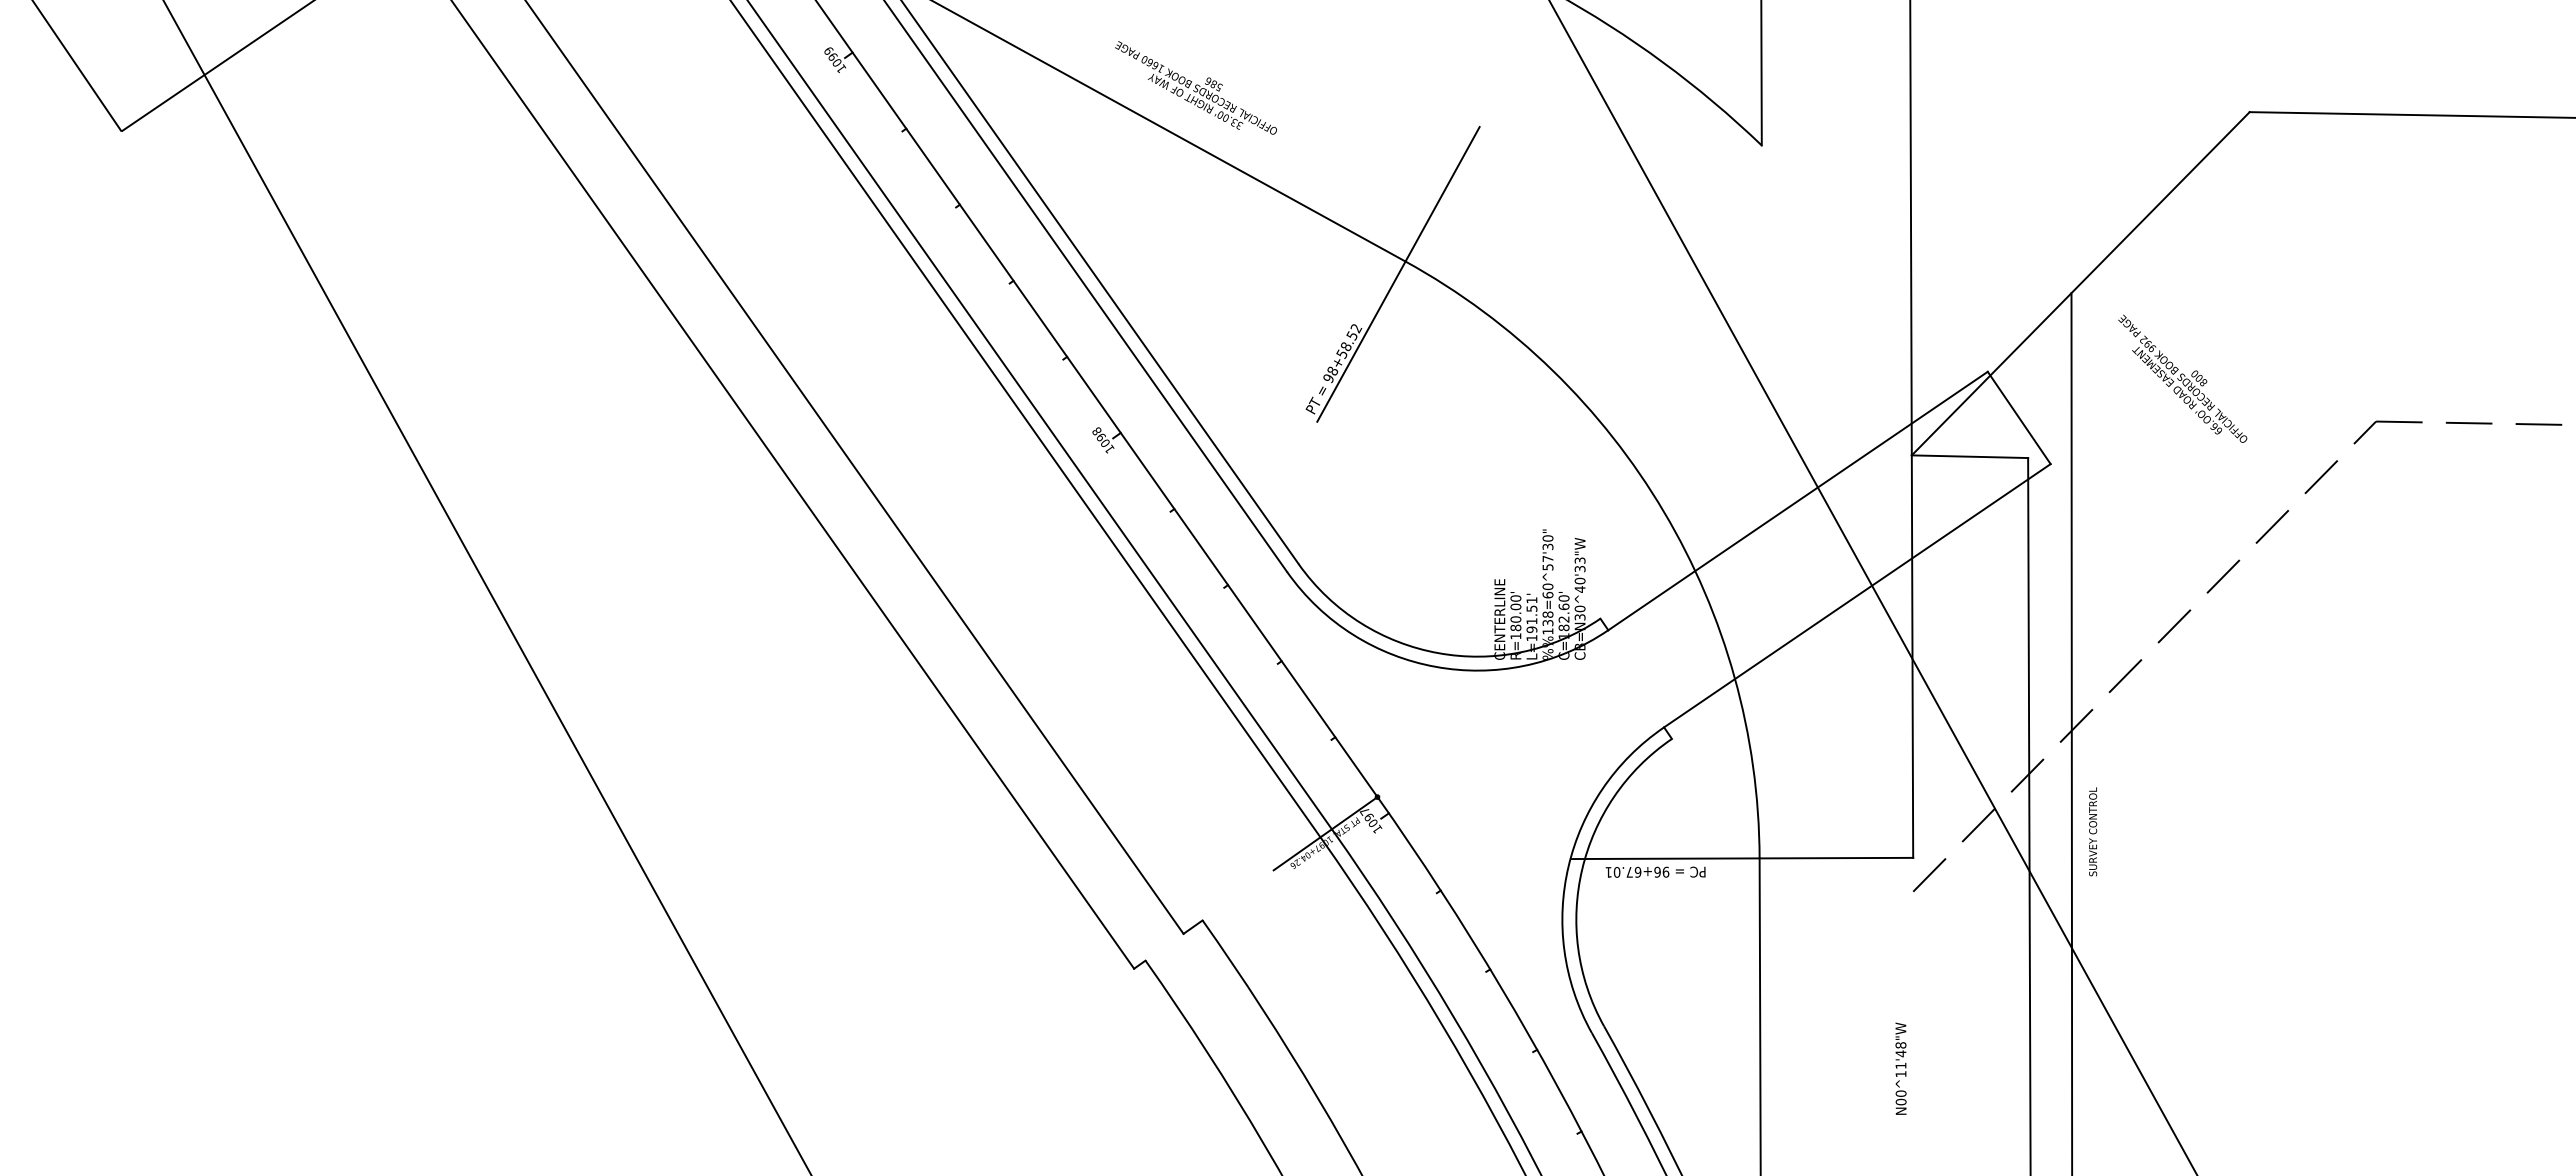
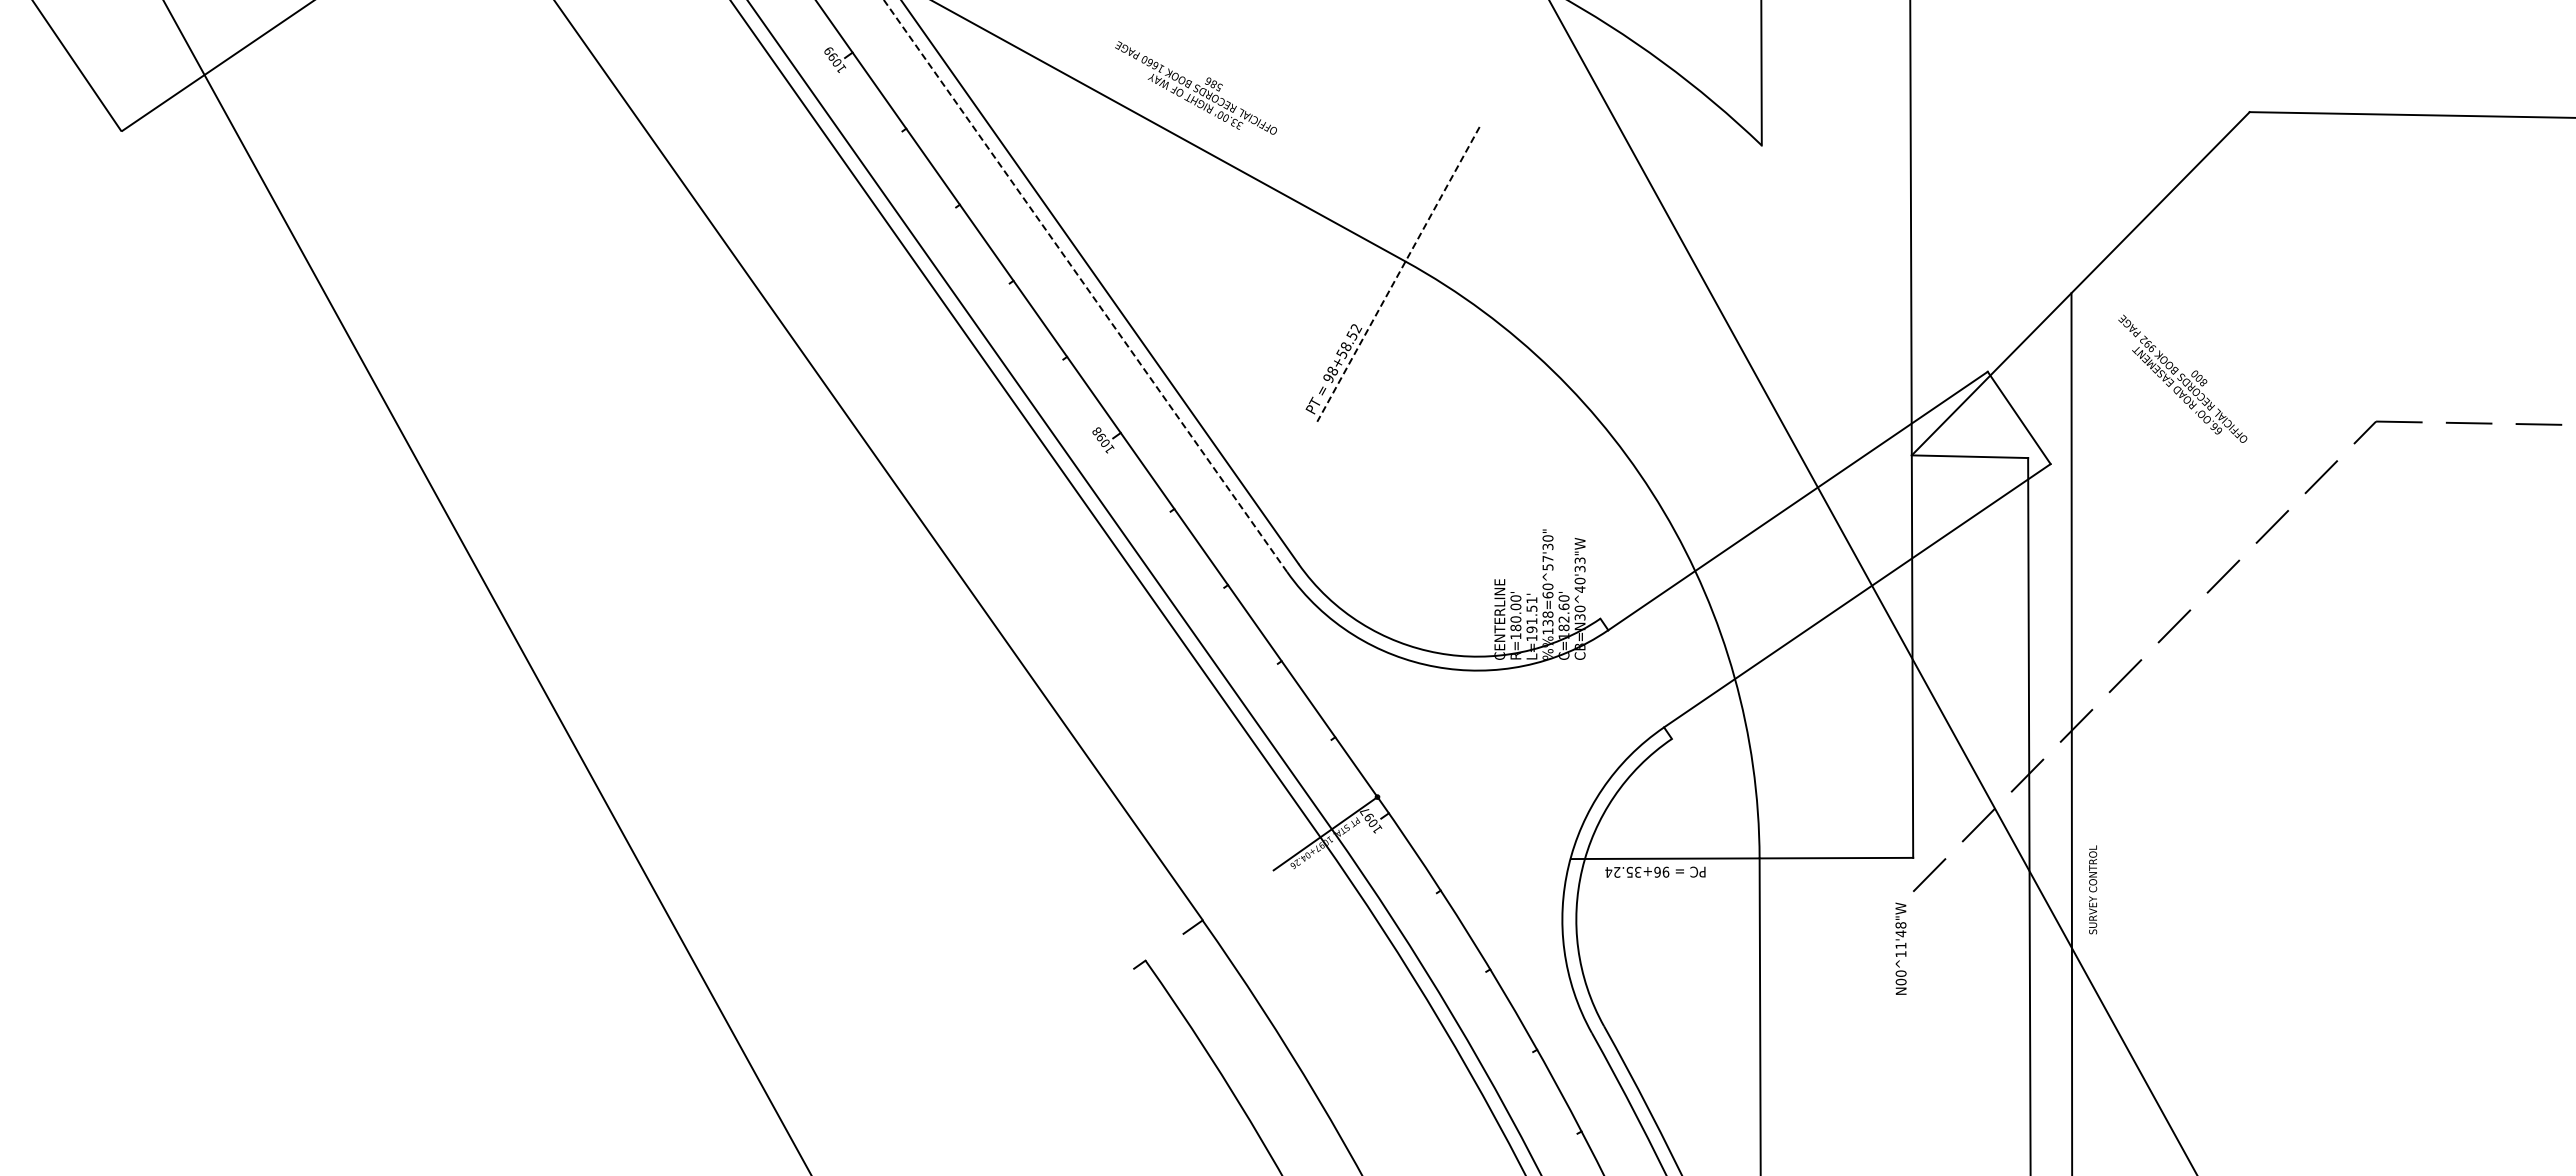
line: solid -> dashed (1398, 274)
line: solid -> dashed (1085, 285)
line position: (854, 467) -> (878, 460) (878, 460)
line: present -> none (793, 485)
text position: (2093, 831) -> (2093, 889) (2093, 889)
text: 96+67.01 -> 96+35.24 (1623, 871)
text position: (1900, 1068) -> (1900, 948) (1900, 948)
